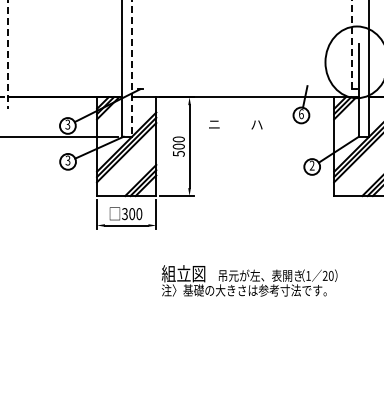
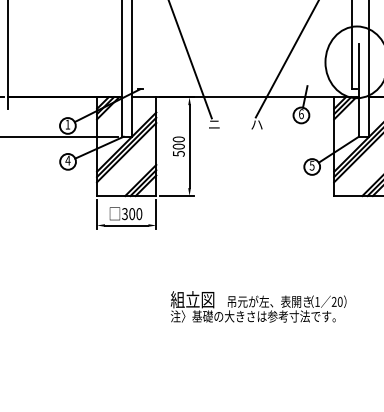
line: dashed -> solid (351, 45)
line: dashed -> solid (8, 55)
line: none -> present (286, 59)
line: none -> present (190, 60)
line: dashed -> solid (131, 68)
text: 3 -> 1 (67, 124)
text: 3 -> 4 (67, 160)
text: 2 -> 5 (311, 165)
text position: (249, 280) -> (258, 306) (258, 306)
